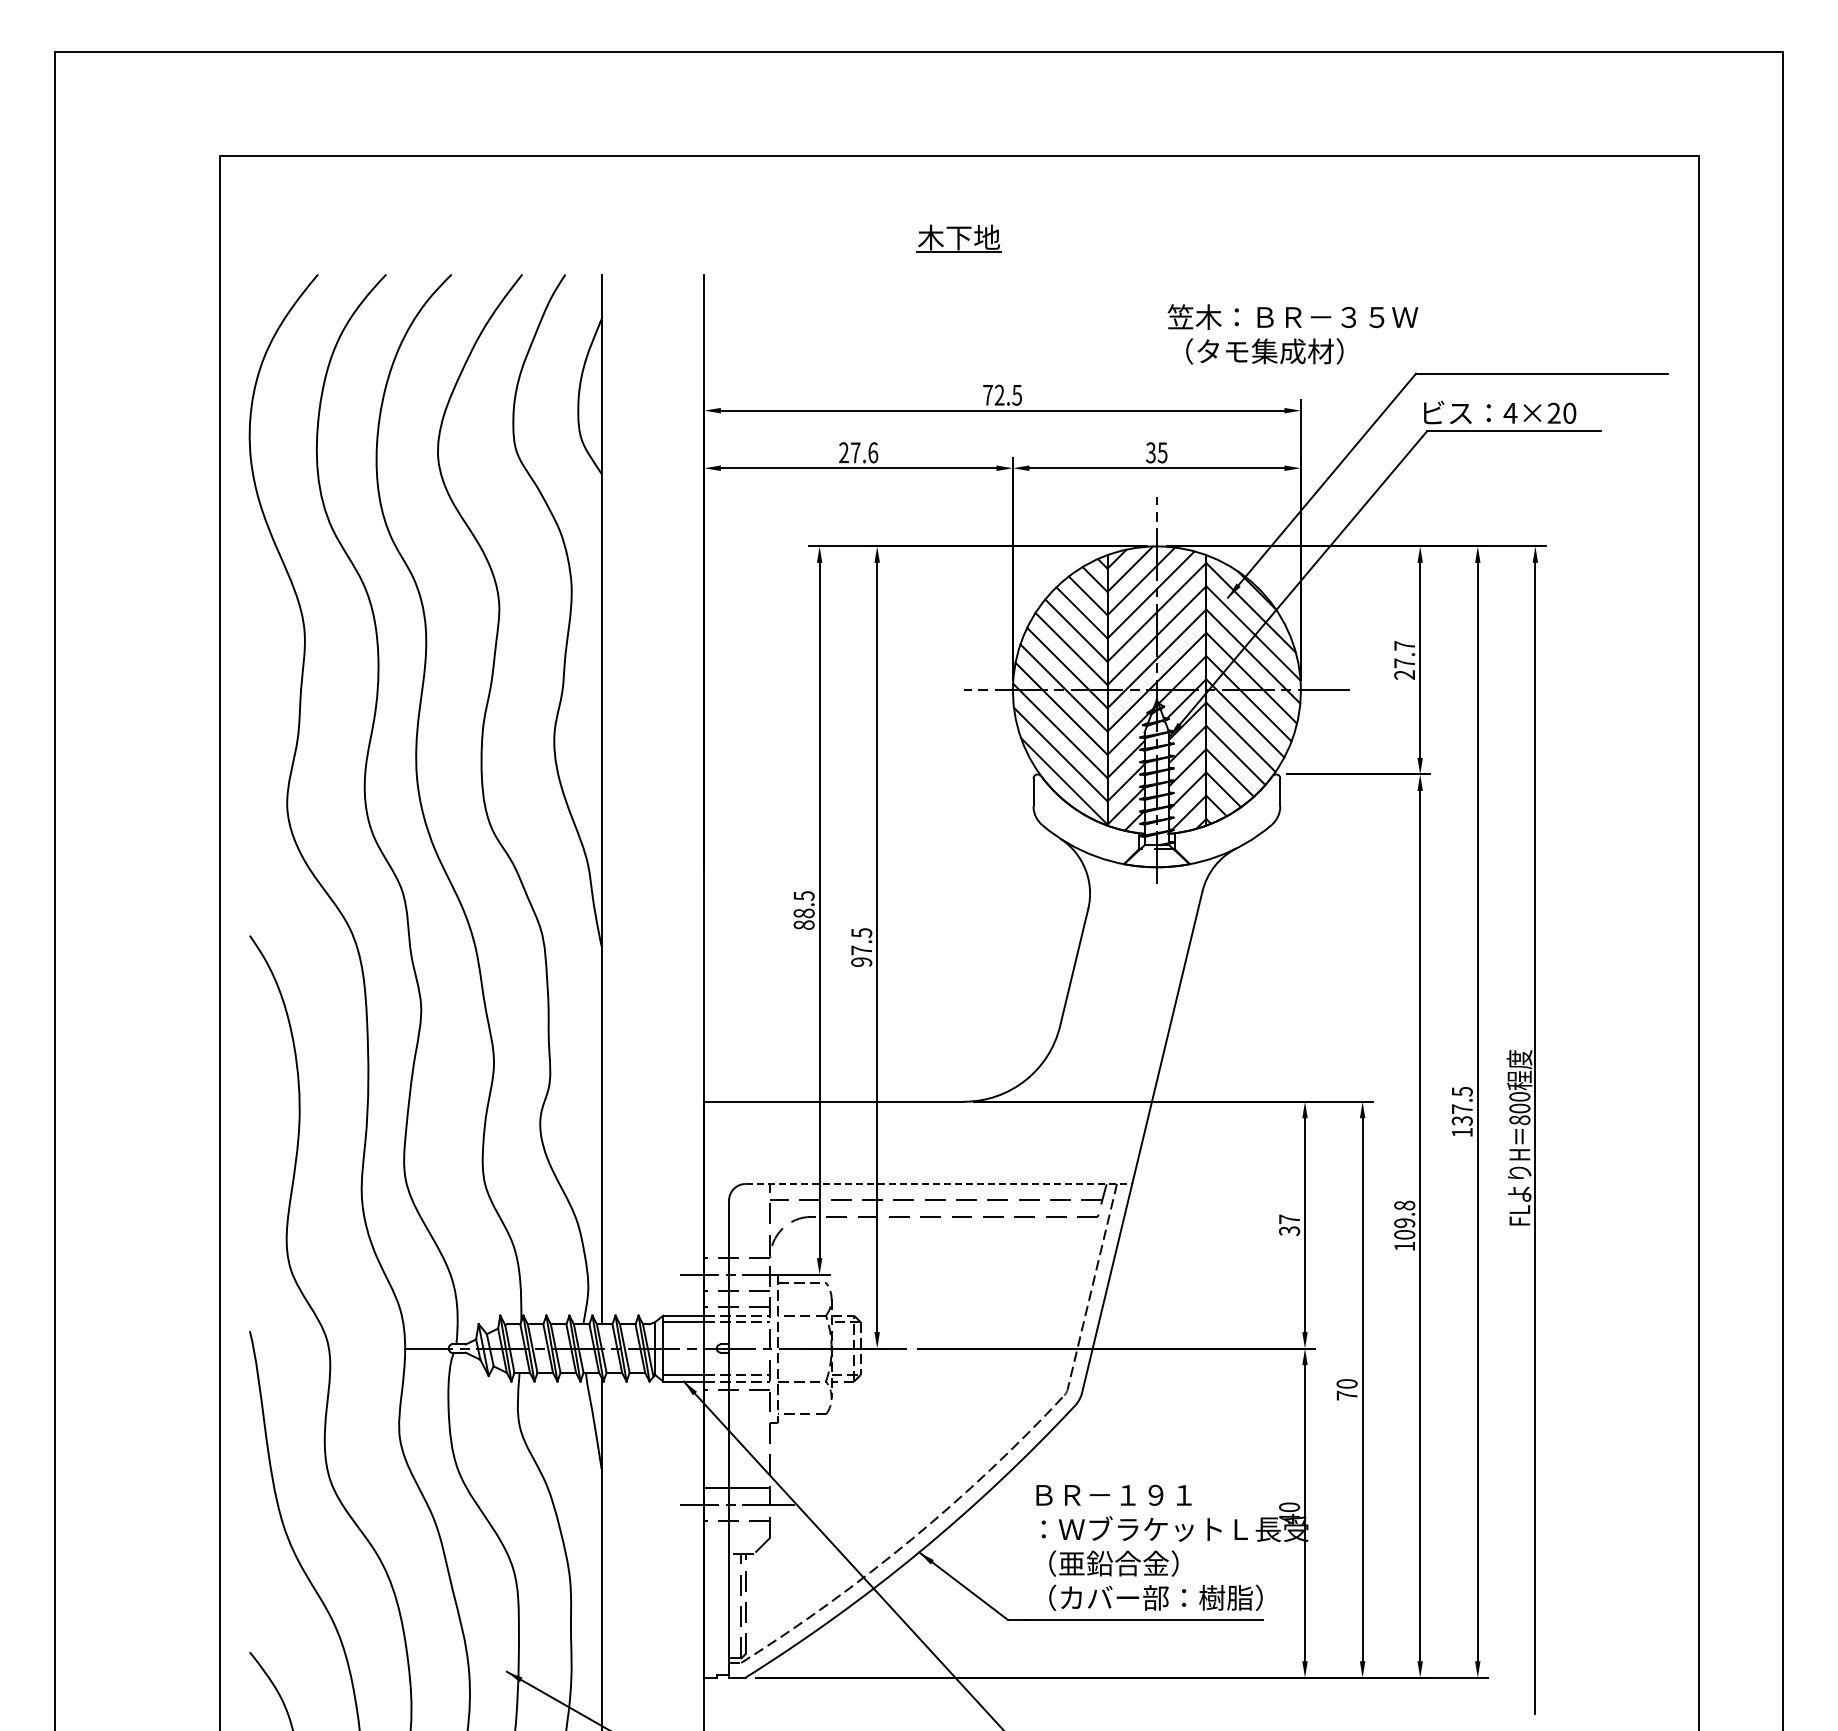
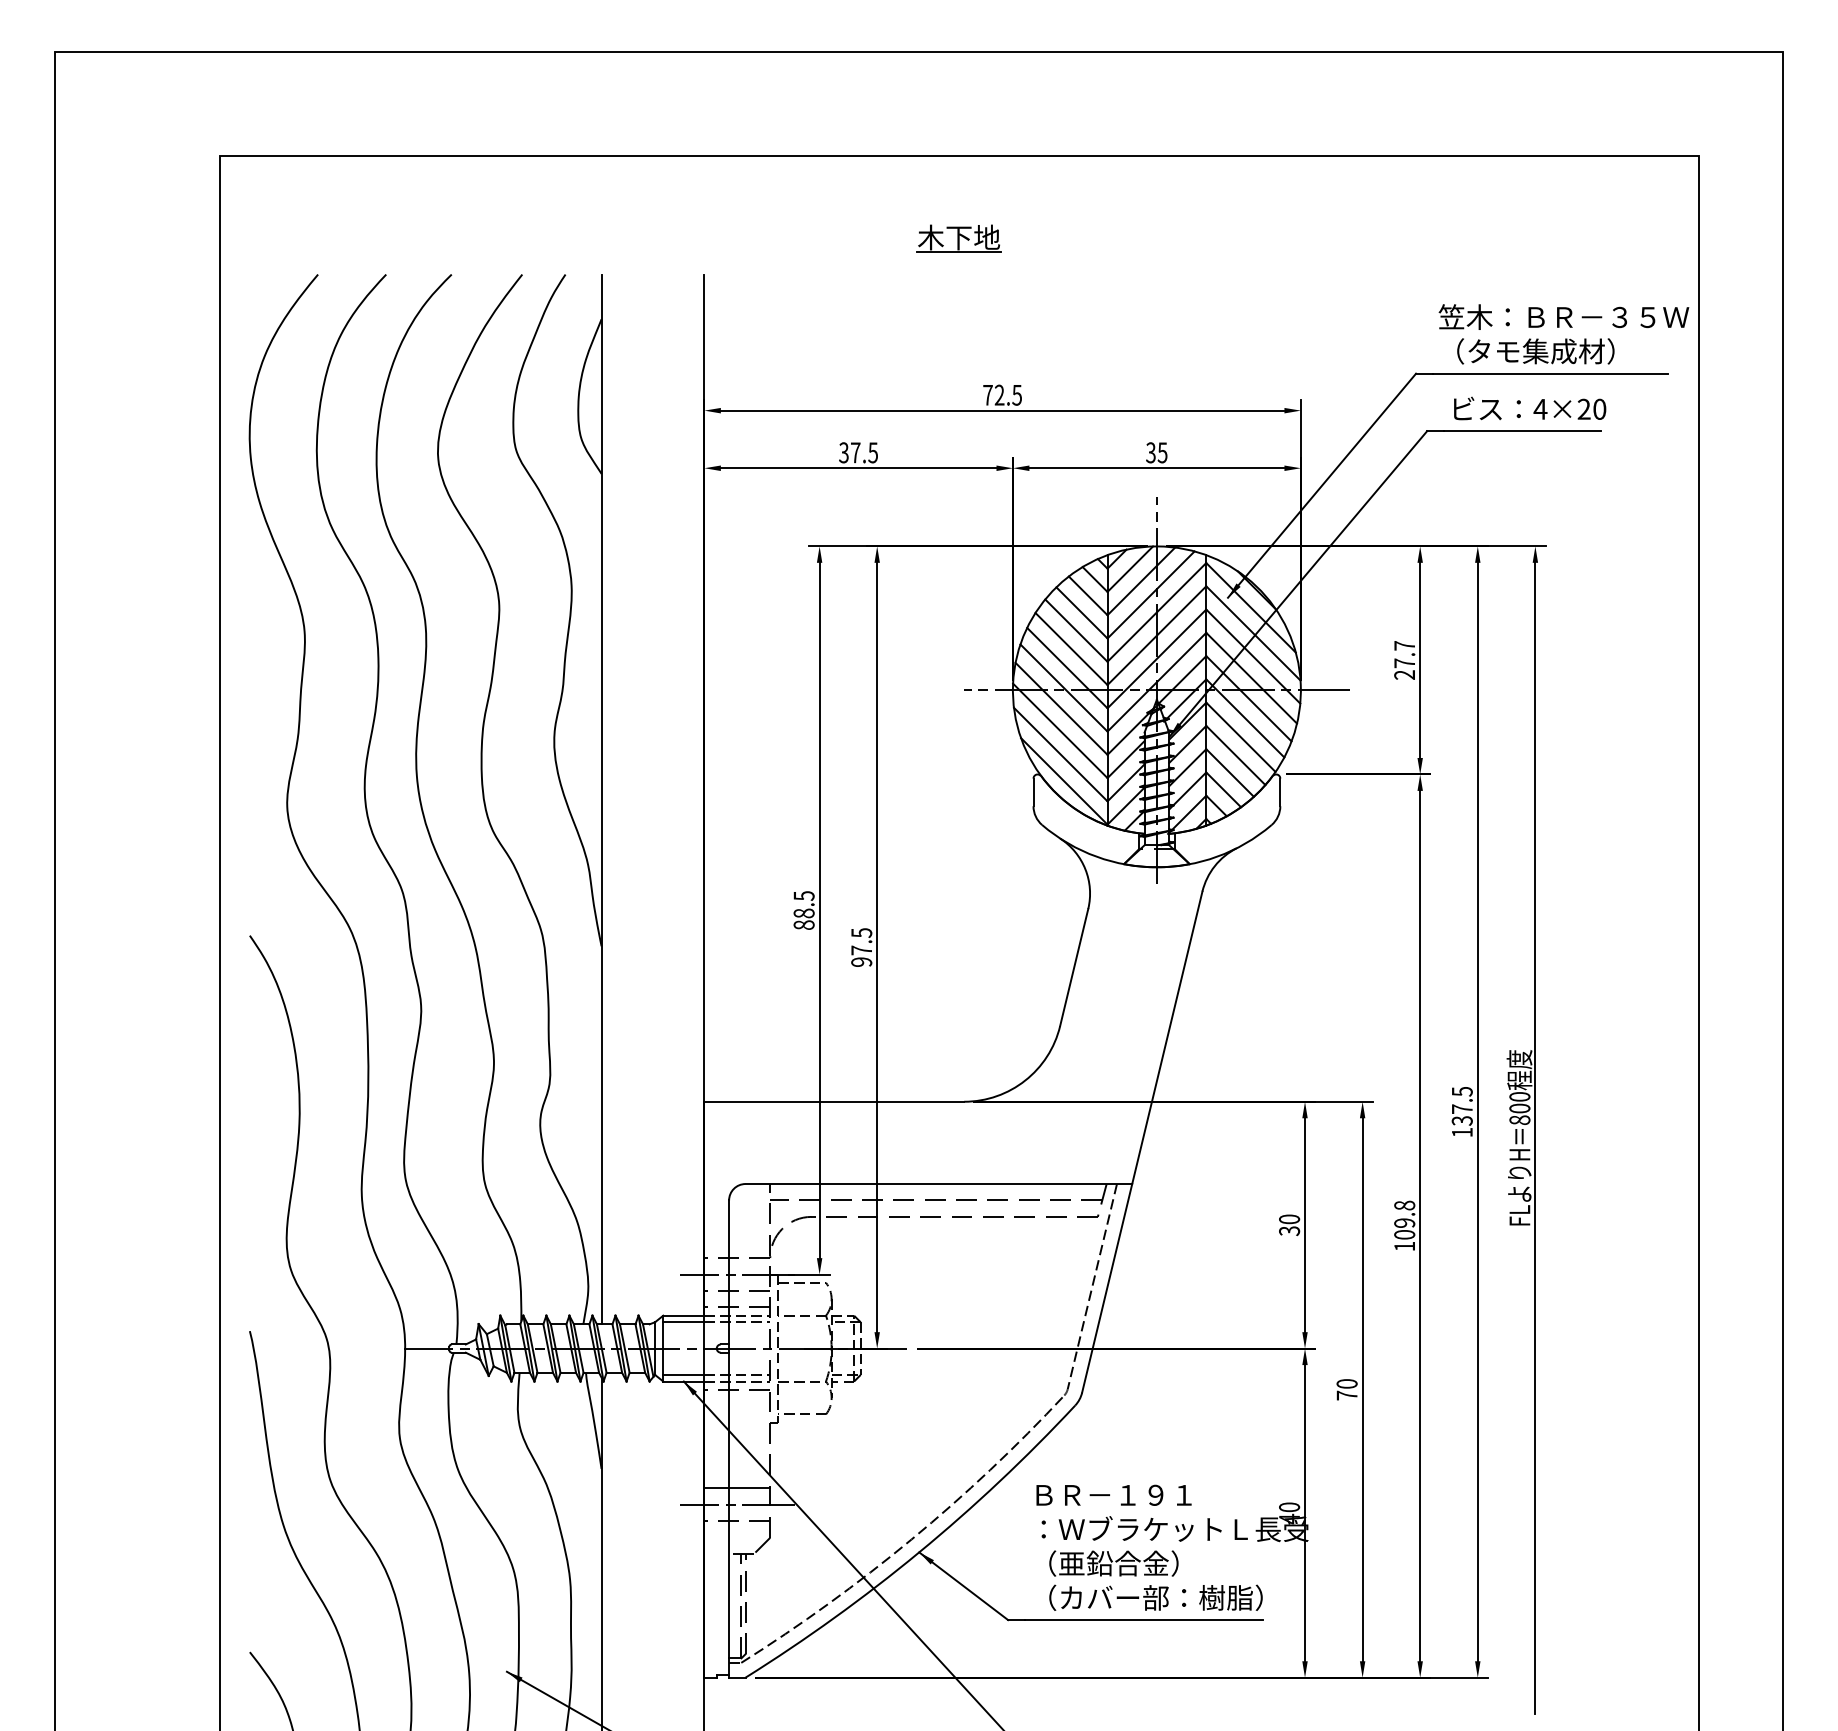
text position: (1292, 334) -> (1563, 334) (1563, 334)
text position: (1500, 412) -> (1530, 408) (1530, 408)
text: 27.6 -> 37.5 (858, 452)
line: dashed -> solid (939, 1184)
text: 37 -> 30 (1289, 1219)
